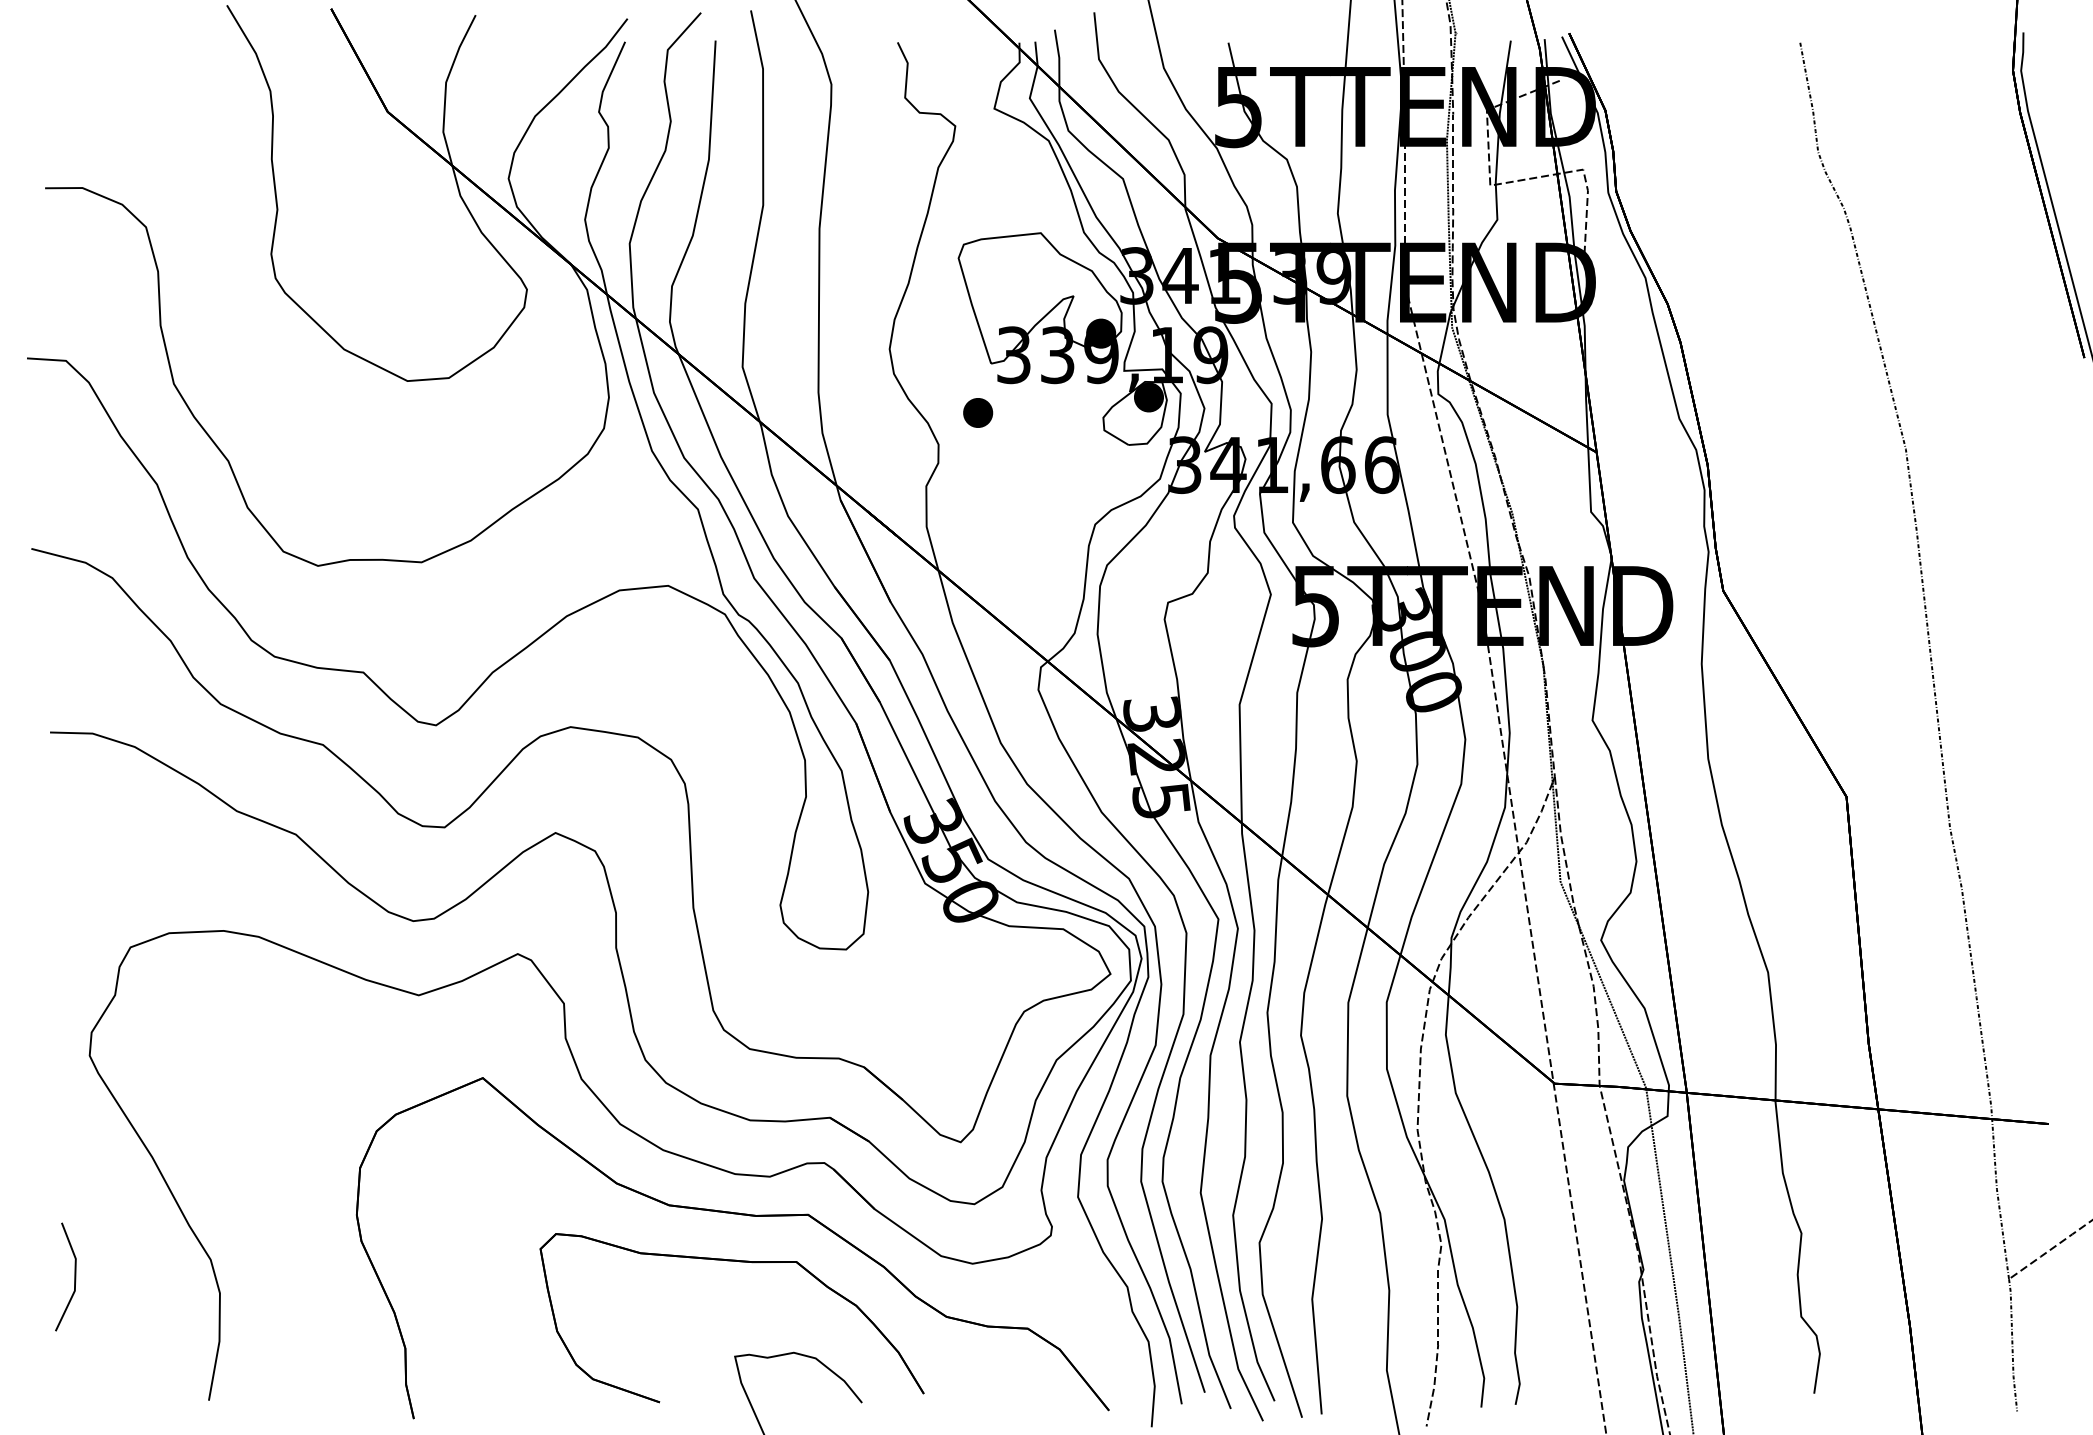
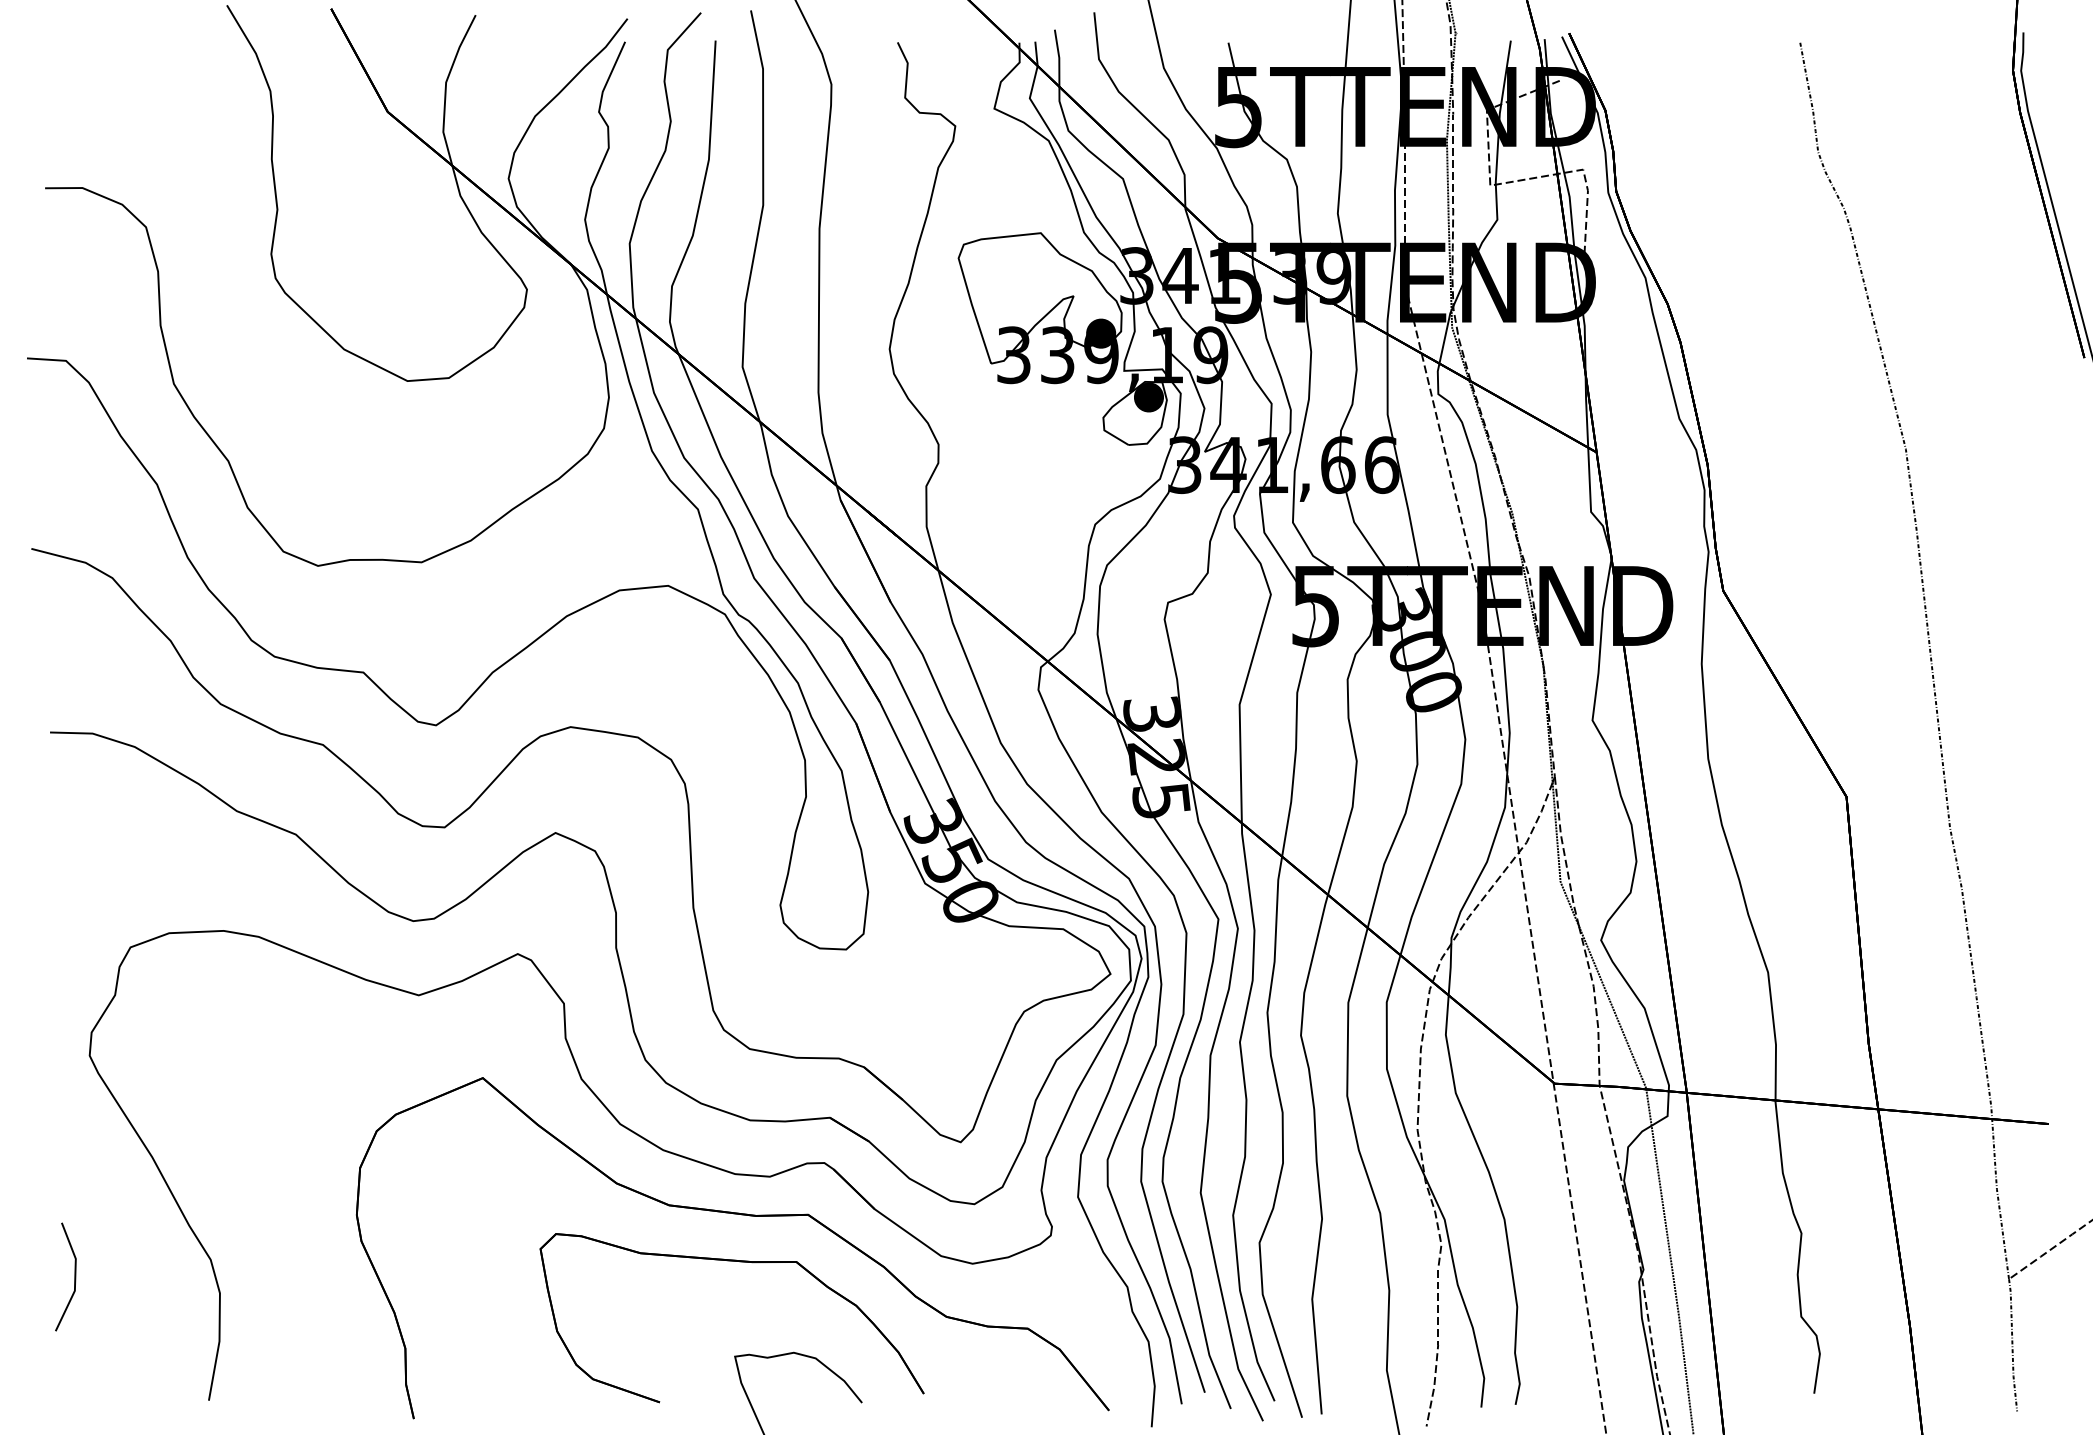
part: present -> none (978, 412)
